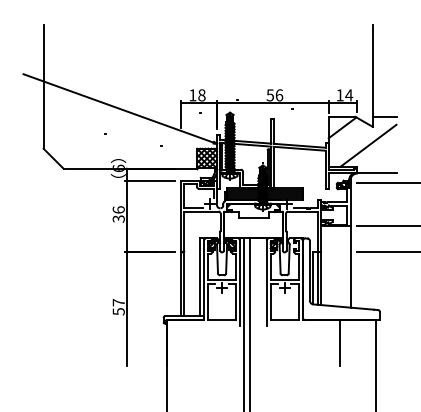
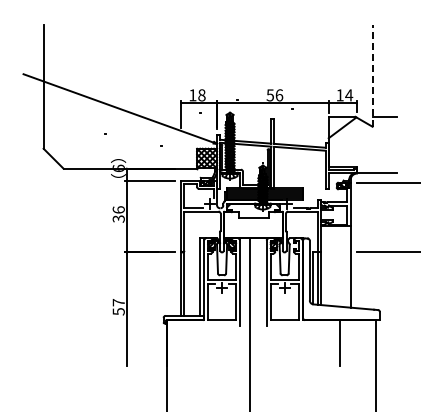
line: solid -> dashed (372, 75)
line: present -> none (368, 145)
line: present -> none (386, 226)
line: present -> none (244, 323)
